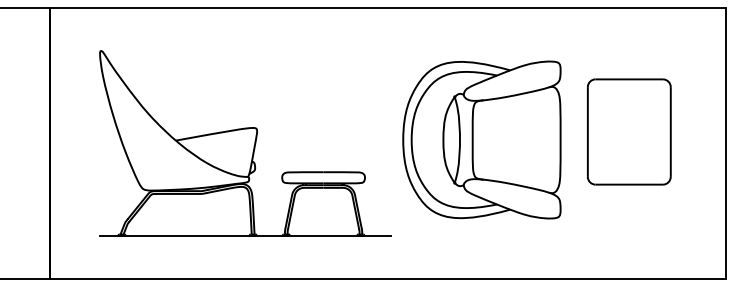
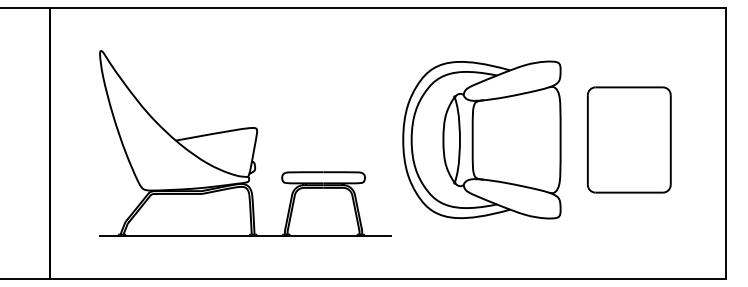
part position: (629, 131) -> (629, 139) (629, 139)
